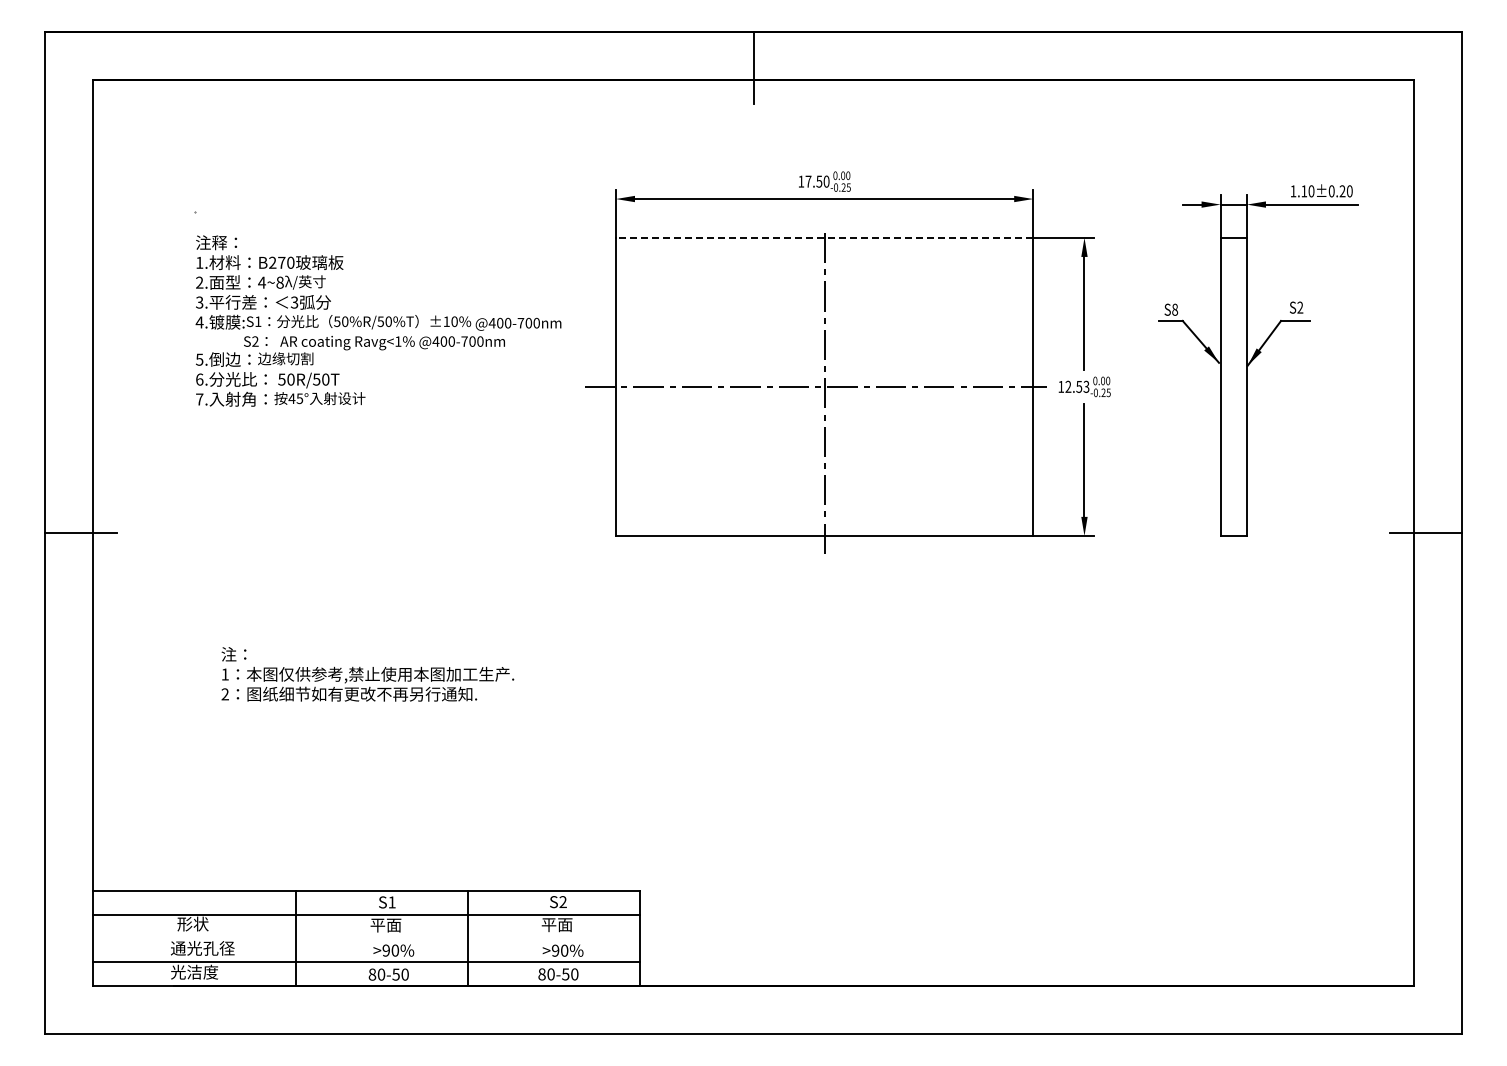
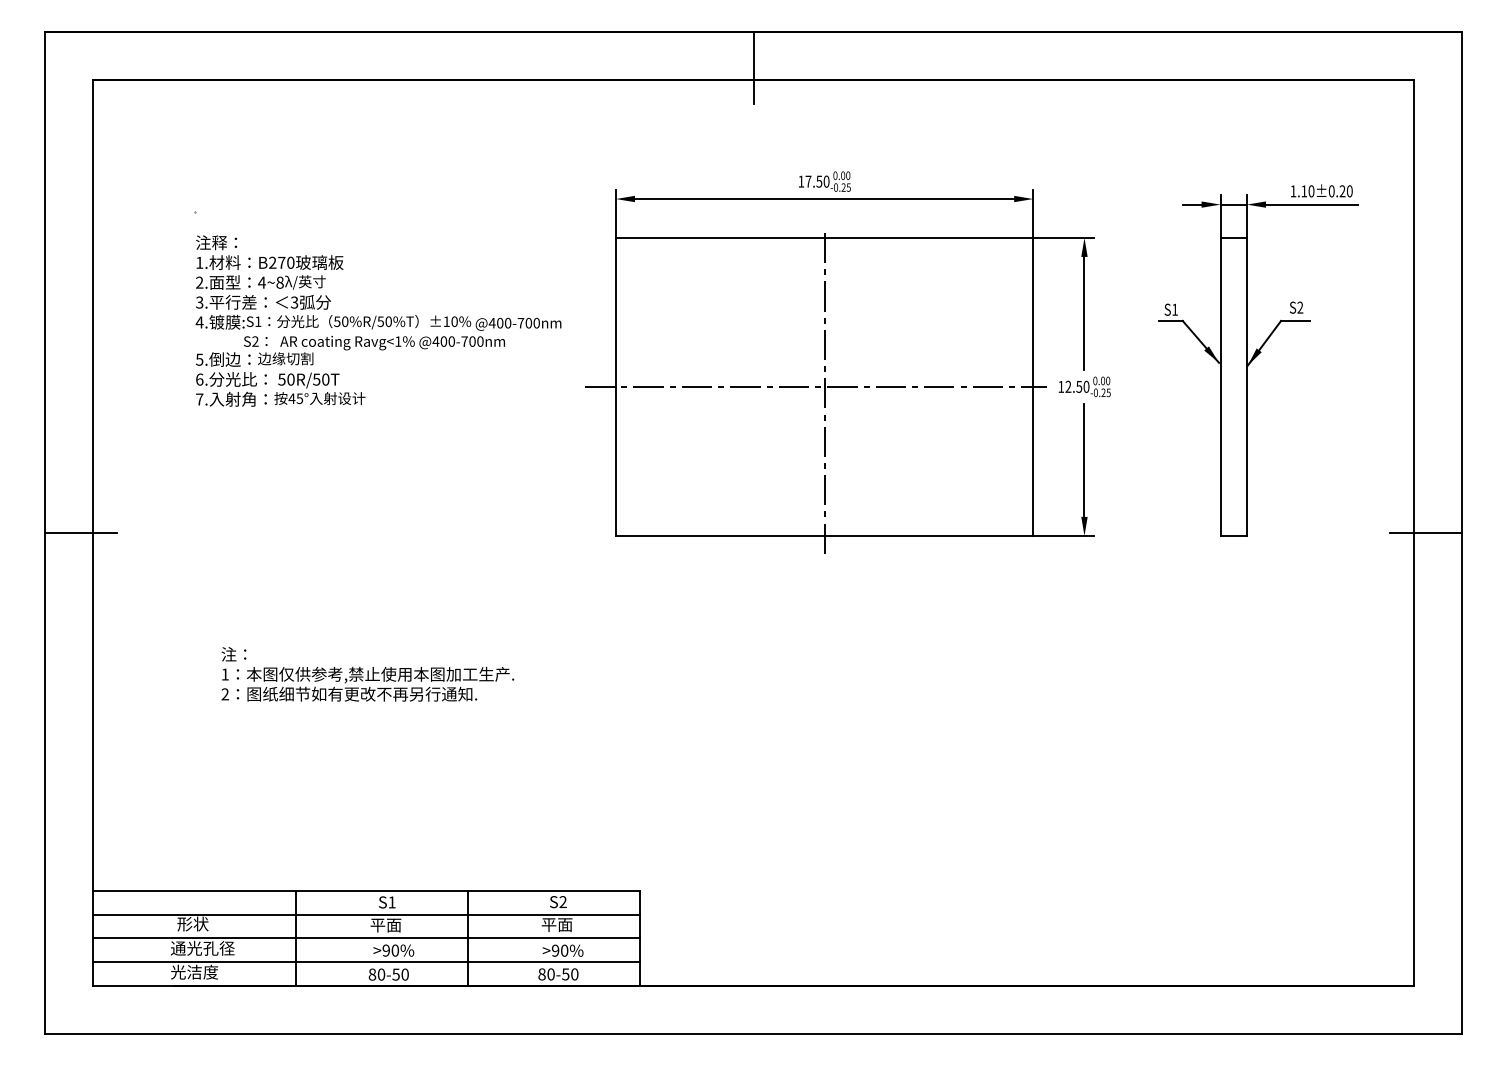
line: dashed -> solid (824, 237)
text: S8 -> S1 (1175, 309)
text: 12.53 -> 12.50 (1086, 386)
line: none -> present (365, 938)
